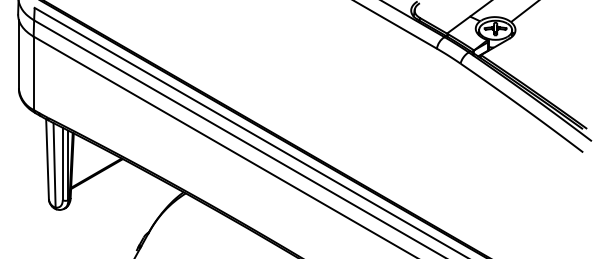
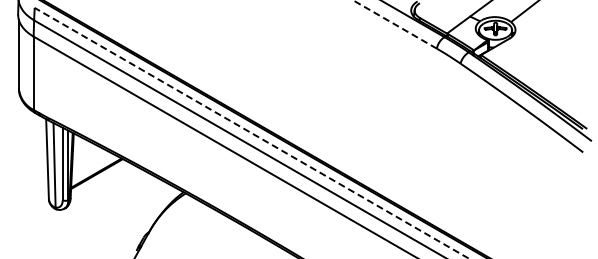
line: solid -> dashed (394, 24)
line: solid -> dashed (251, 133)
